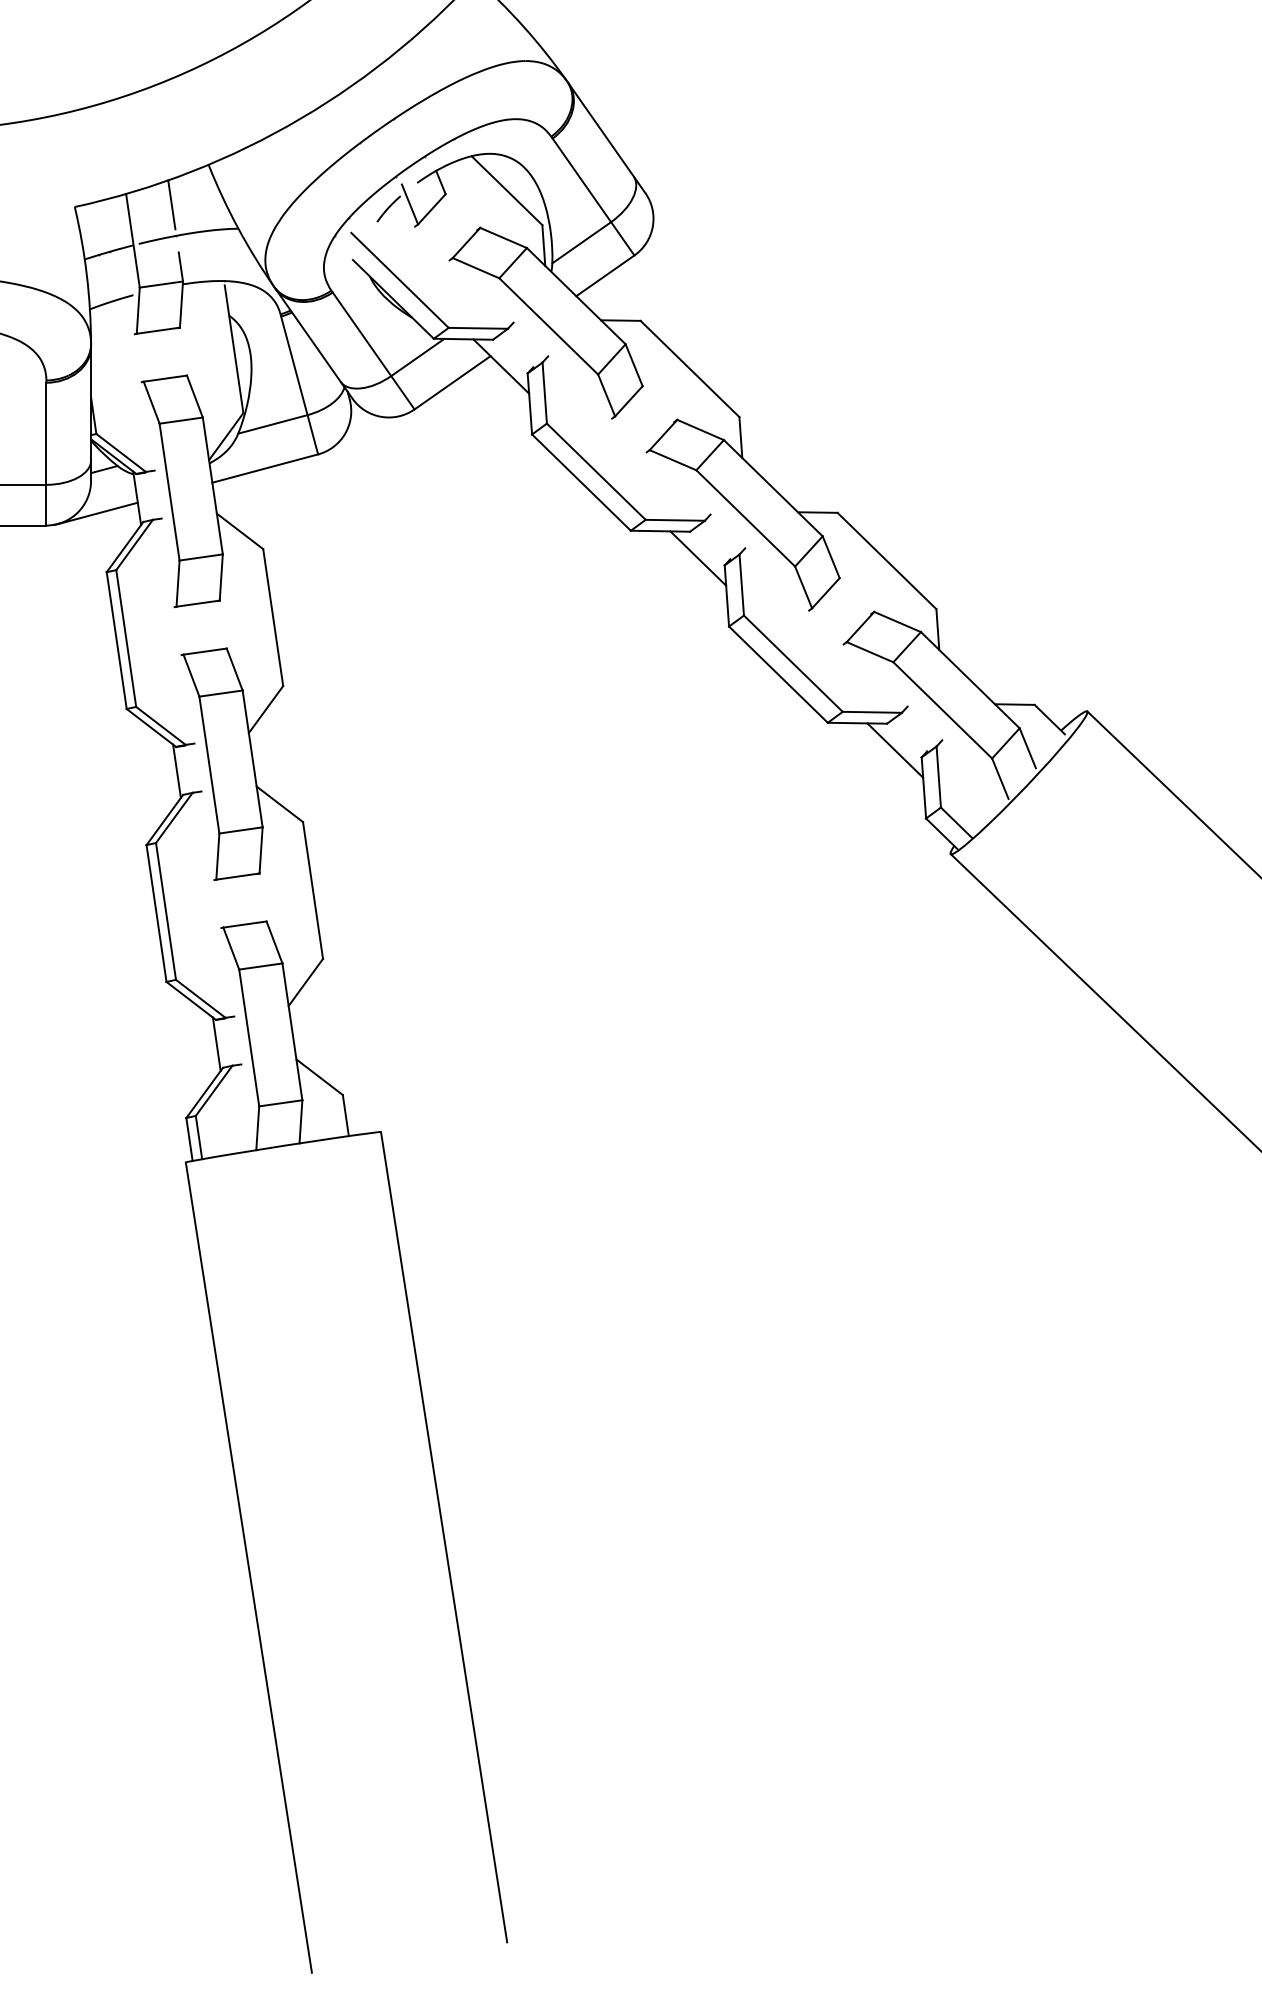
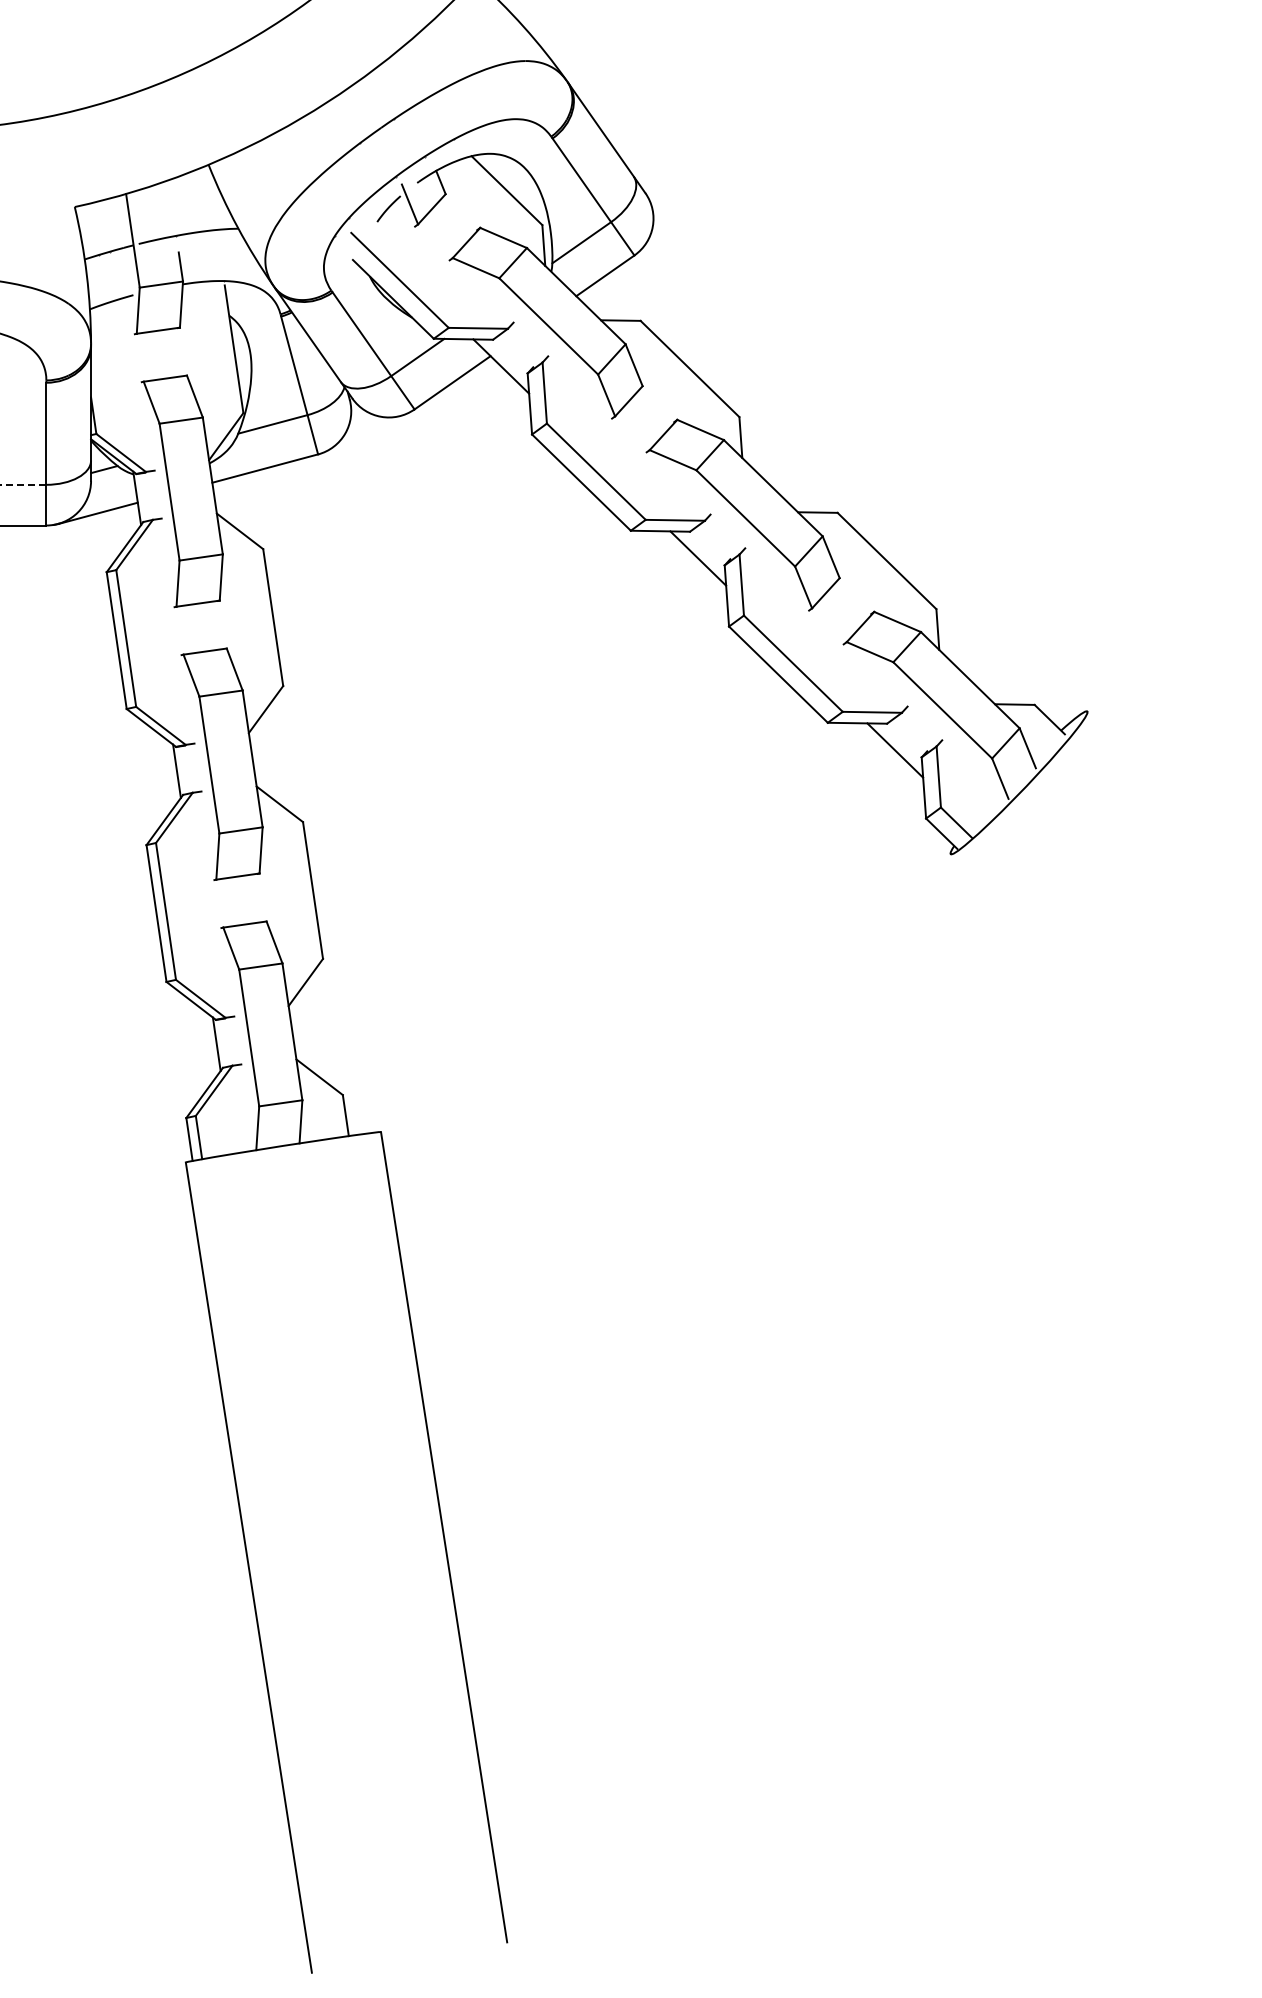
line: present -> none (171, 204)
line: solid -> dashed (23, 484)
line: present -> none (1172, 793)
line: present -> none (1104, 1001)
